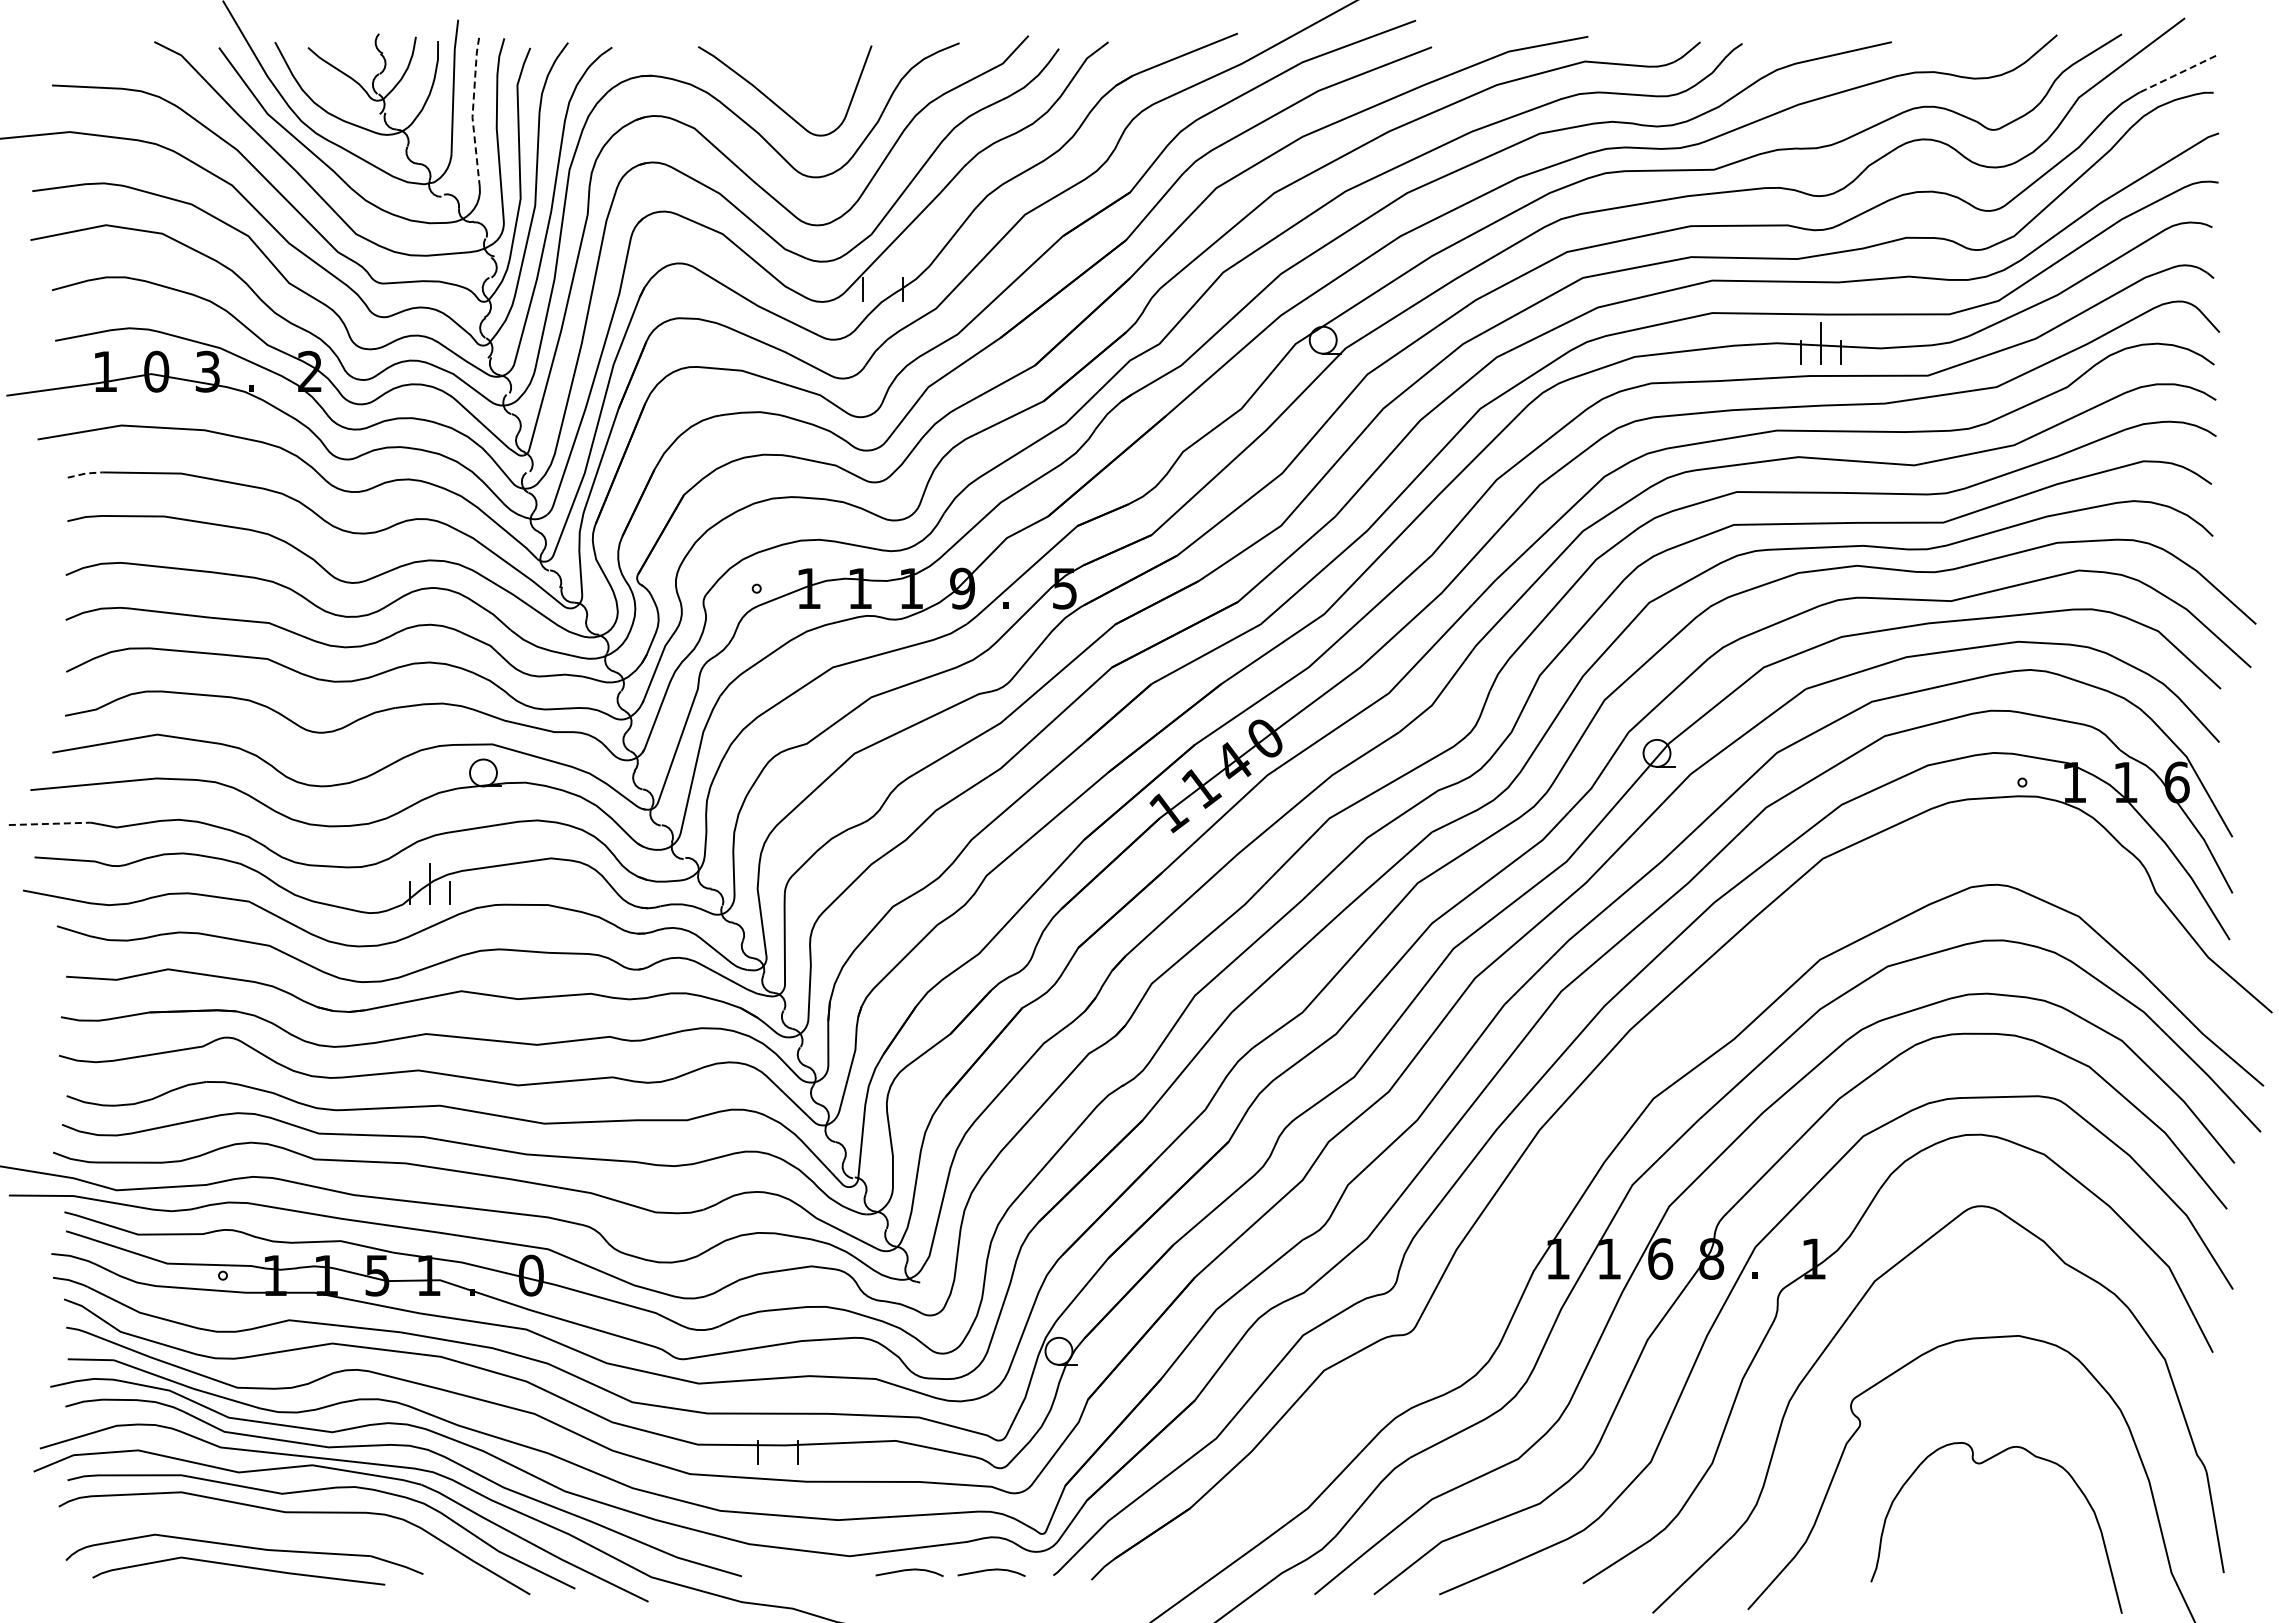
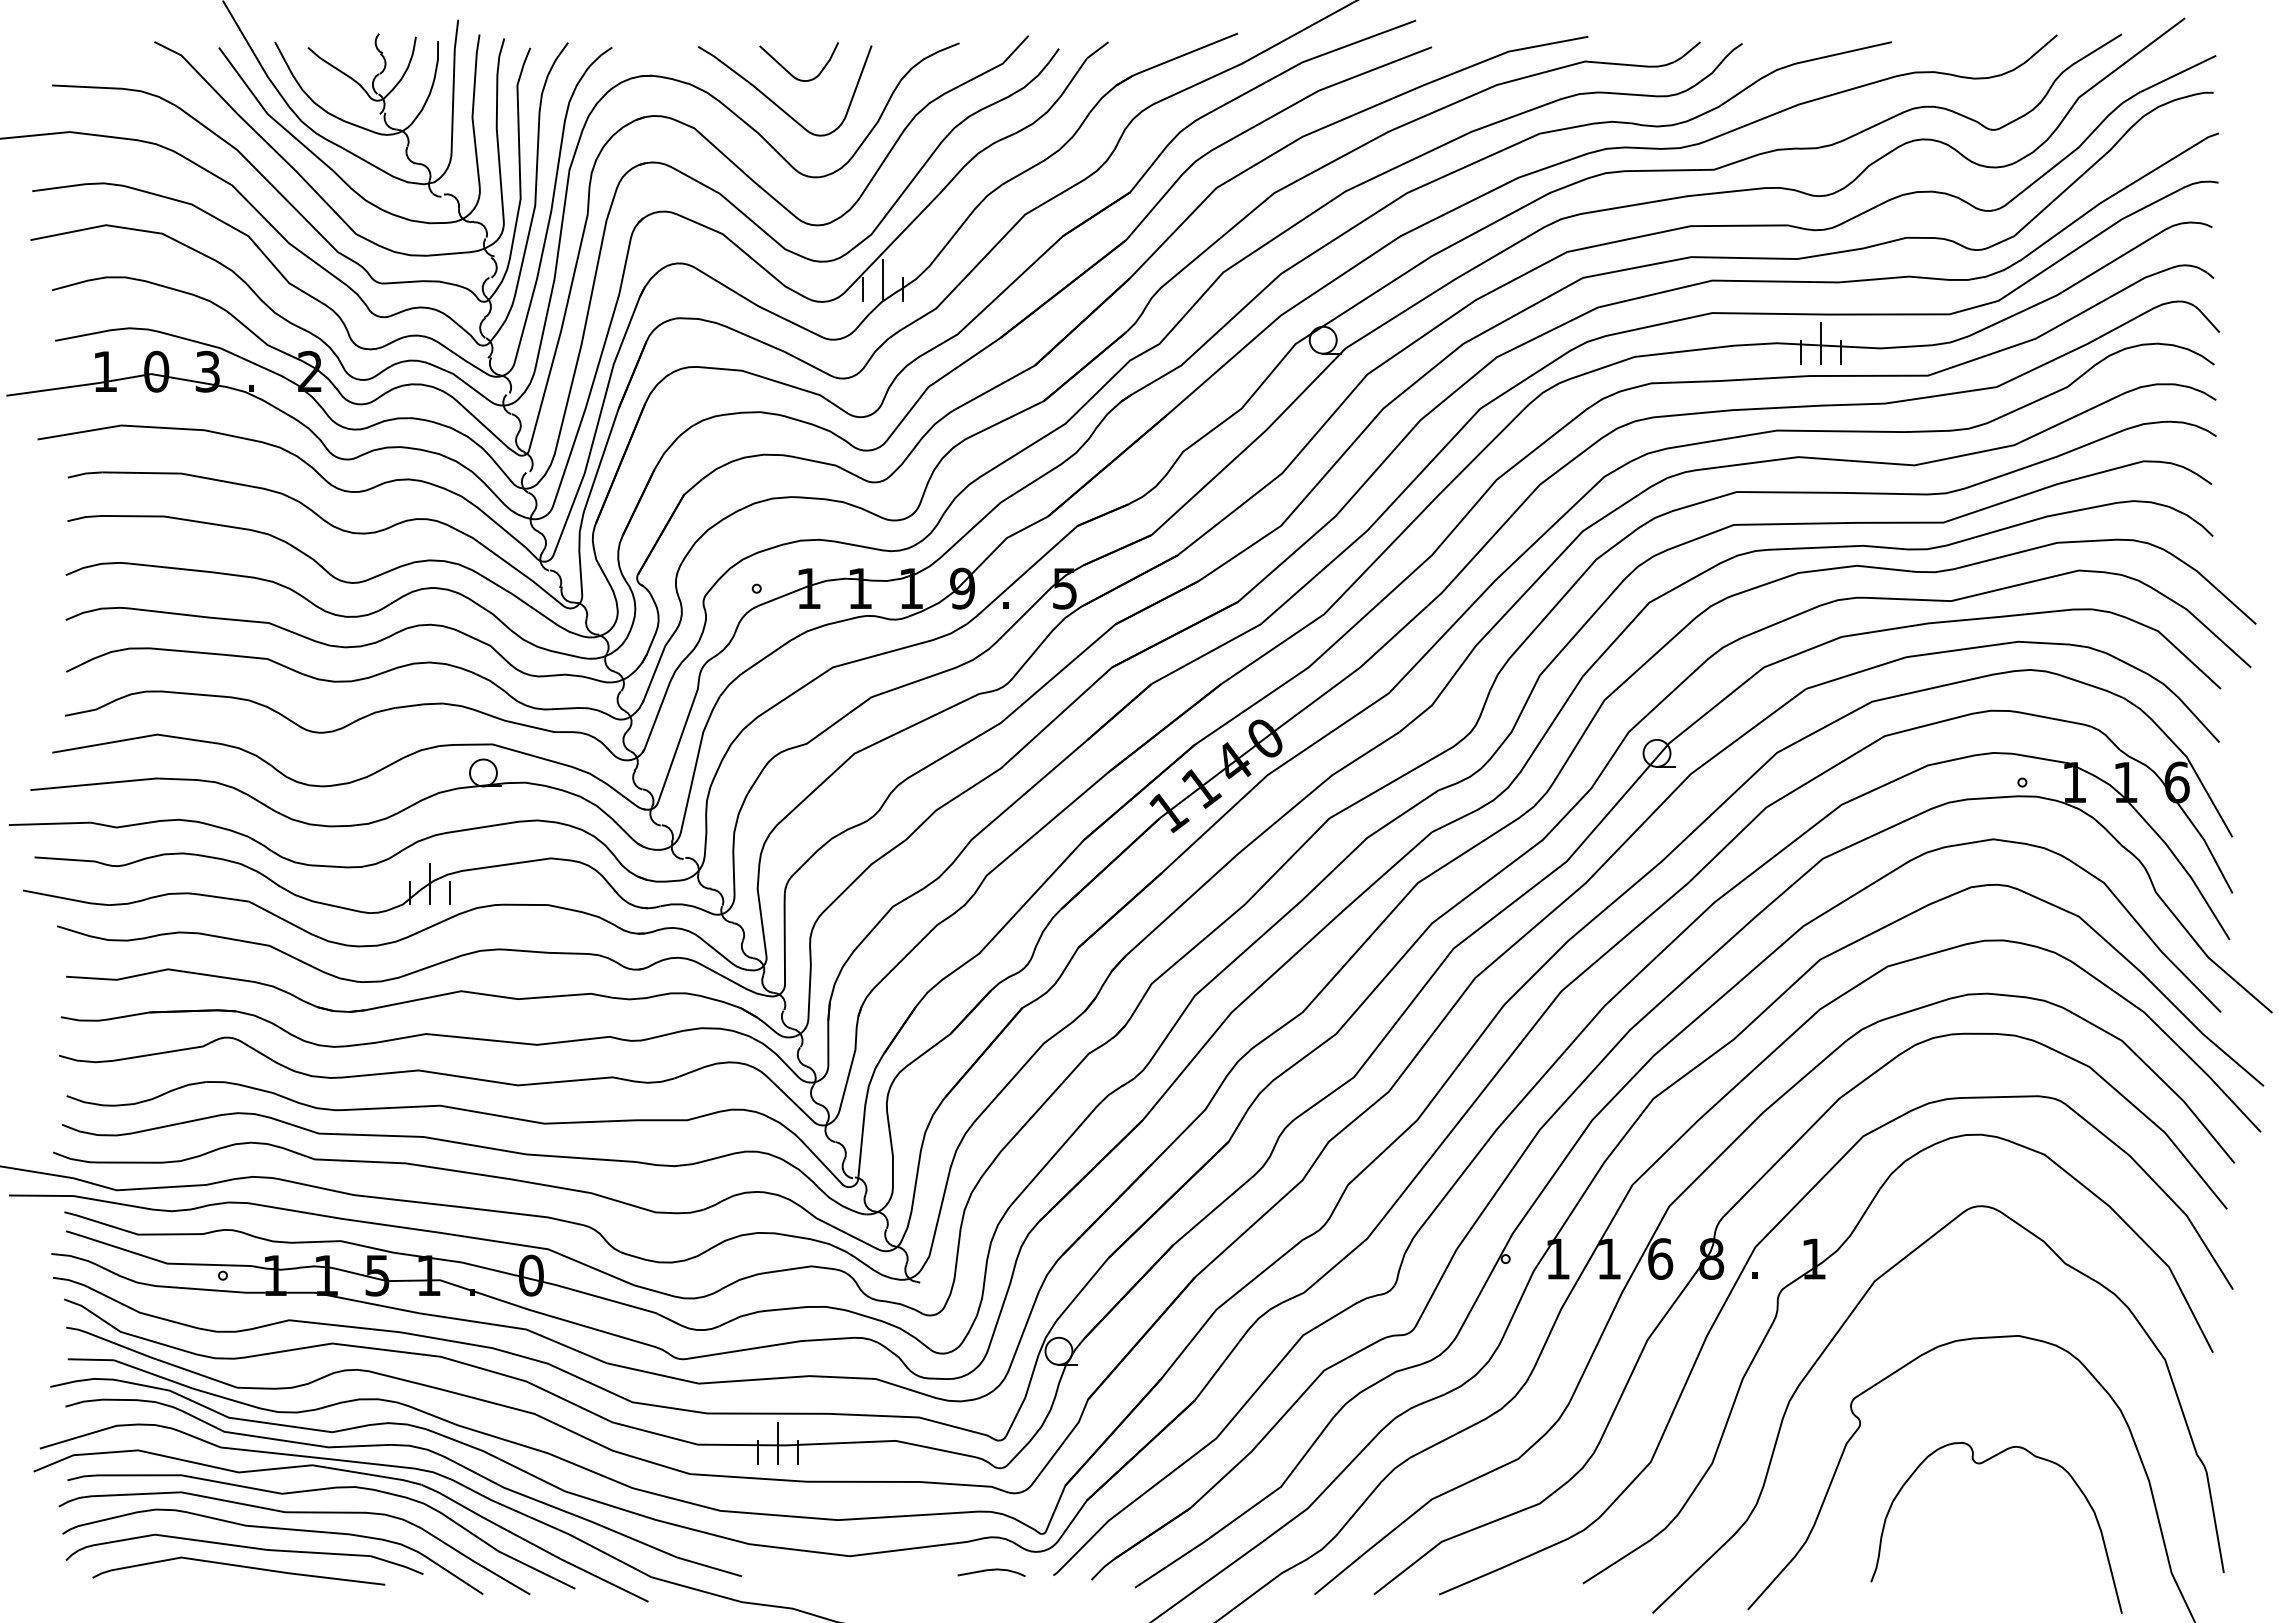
curve: none -> present (789, 71)
line: dashed -> solid (2178, 73)
line: dashed -> solid (472, 110)
line: none -> present (883, 280)
line: dashed -> solid (86, 473)
line: dashed -> solid (49, 823)
part: none -> present (1577, 1143)
line: none -> present (777, 1443)
curve: none -> present (275, 1529)
curve: present -> none (909, 1570)
